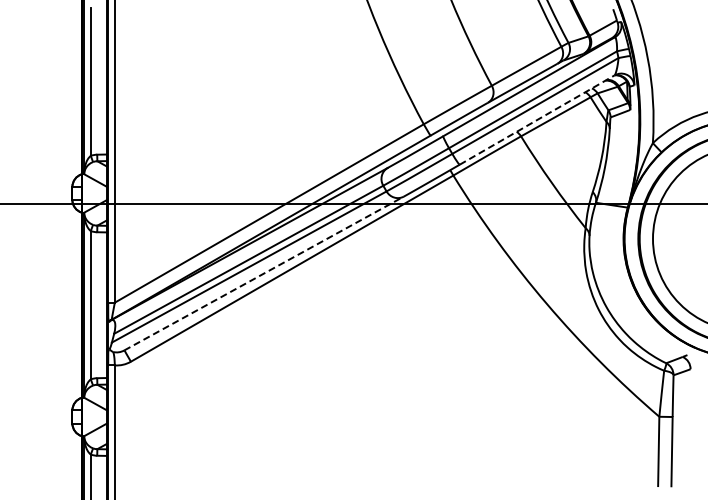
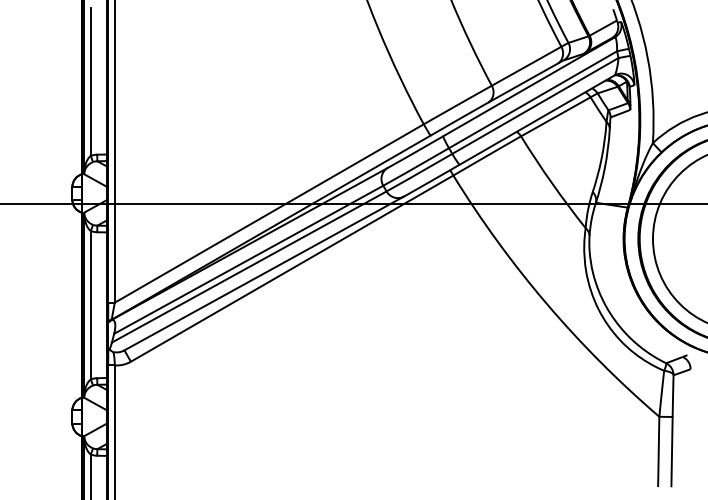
line: dashed -> solid (537, 119)
line: dashed -> solid (264, 273)
